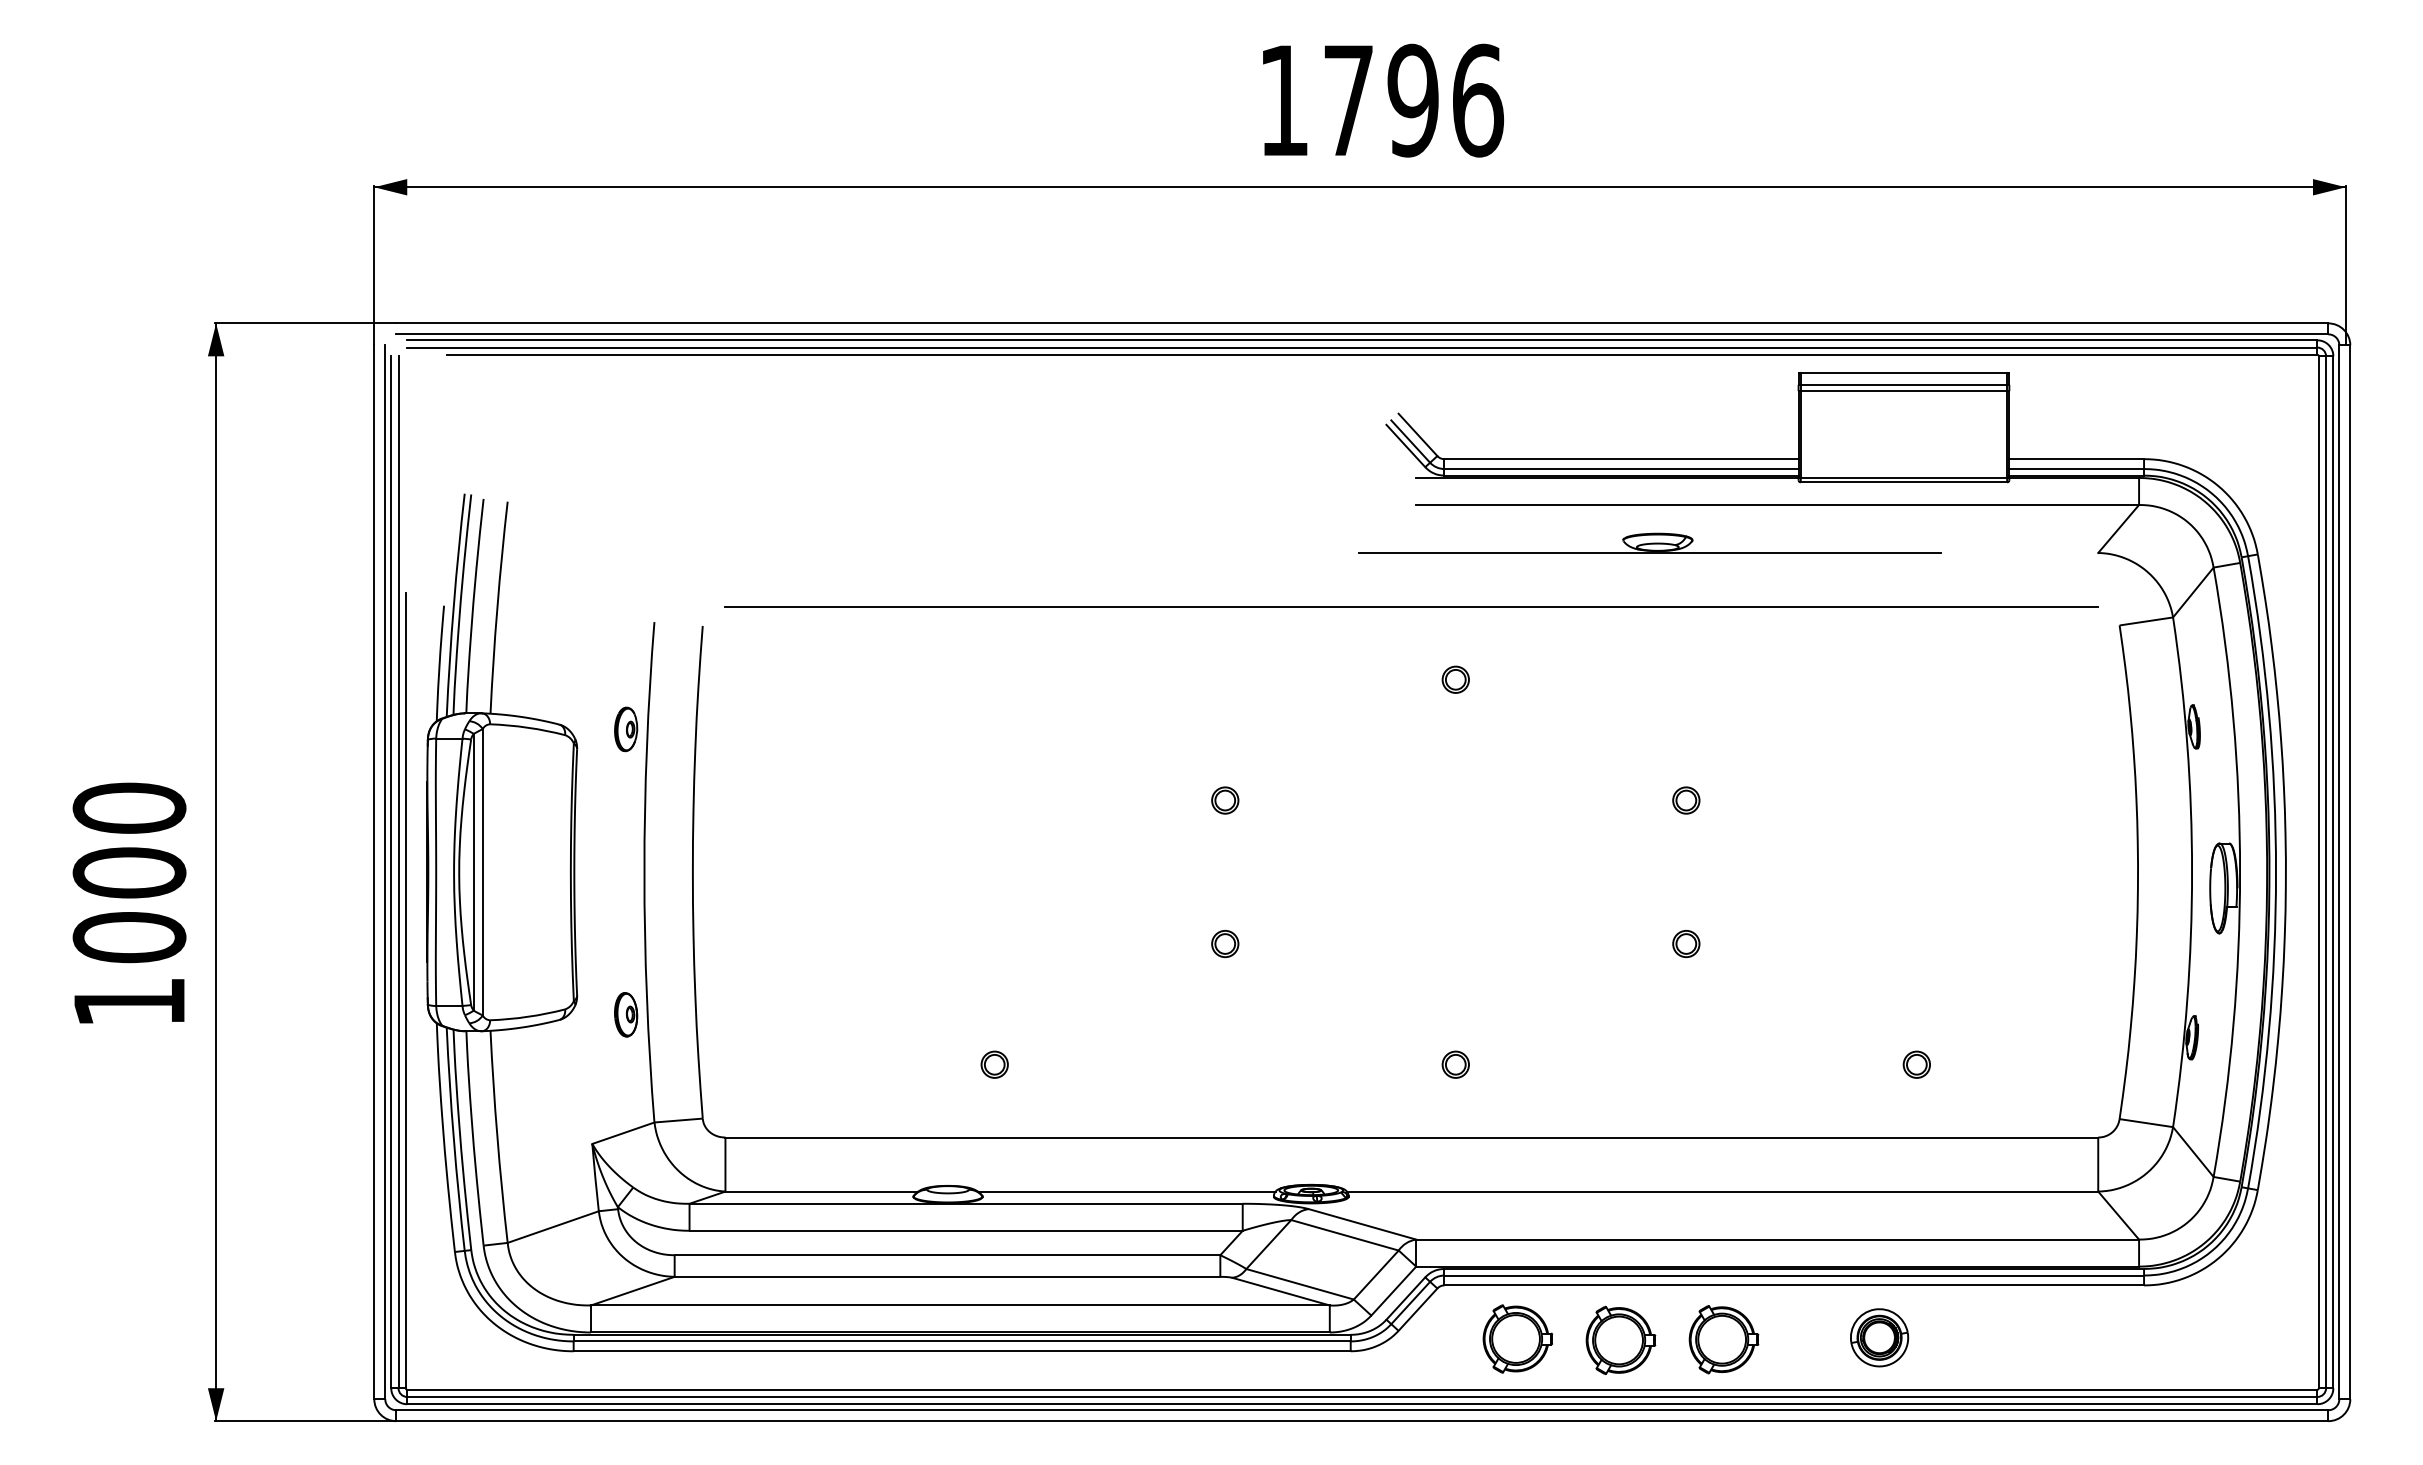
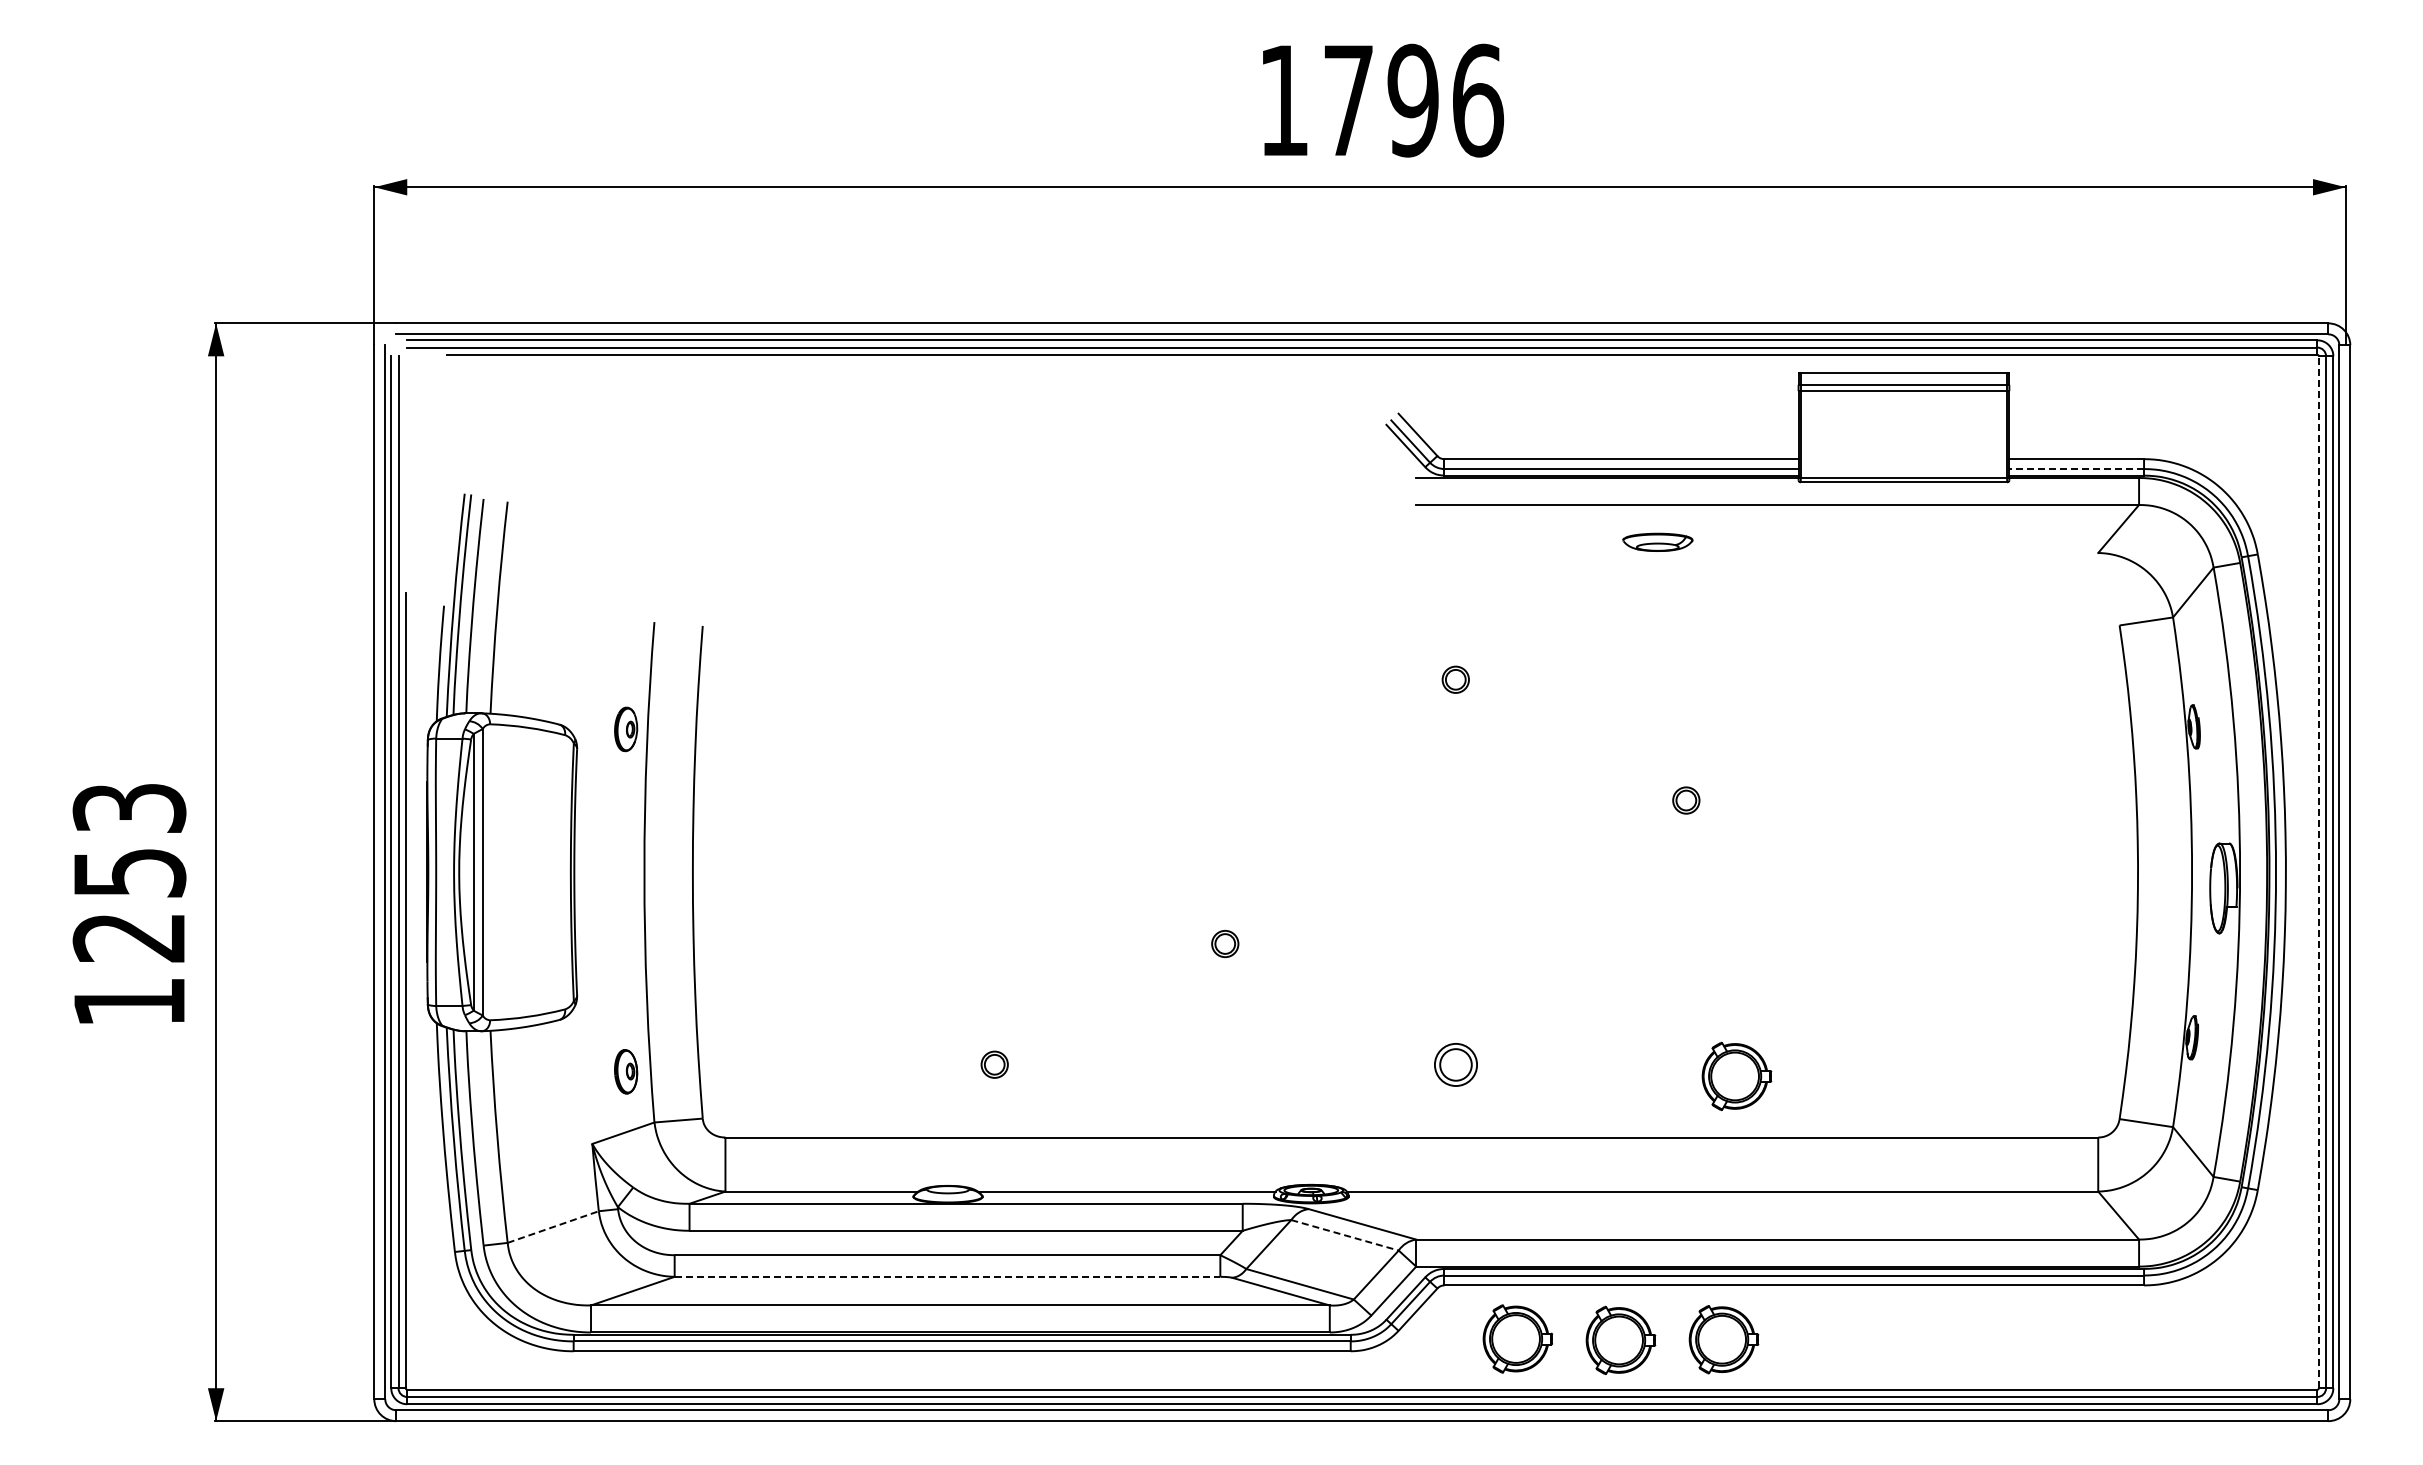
line: solid -> dashed (2076, 469)
line: present -> none (1649, 552)
line: present -> none (1411, 607)
part: present -> none (1225, 800)
text: 1000 -> 1253 (129, 872)
line: solid -> dashed (2318, 872)
part: present -> none (1686, 944)
part position: (626, 1014) -> (626, 1071) (626, 1071)
part size: 29x29 px -> 44x44 px (1455, 1064)
part: present -> none (1916, 1064)
part: none -> present (1736, 1075)
line: solid -> dashed (553, 1226)
line: solid -> dashed (1344, 1235)
line: solid -> dashed (947, 1276)
part: present -> none (1879, 1337)
